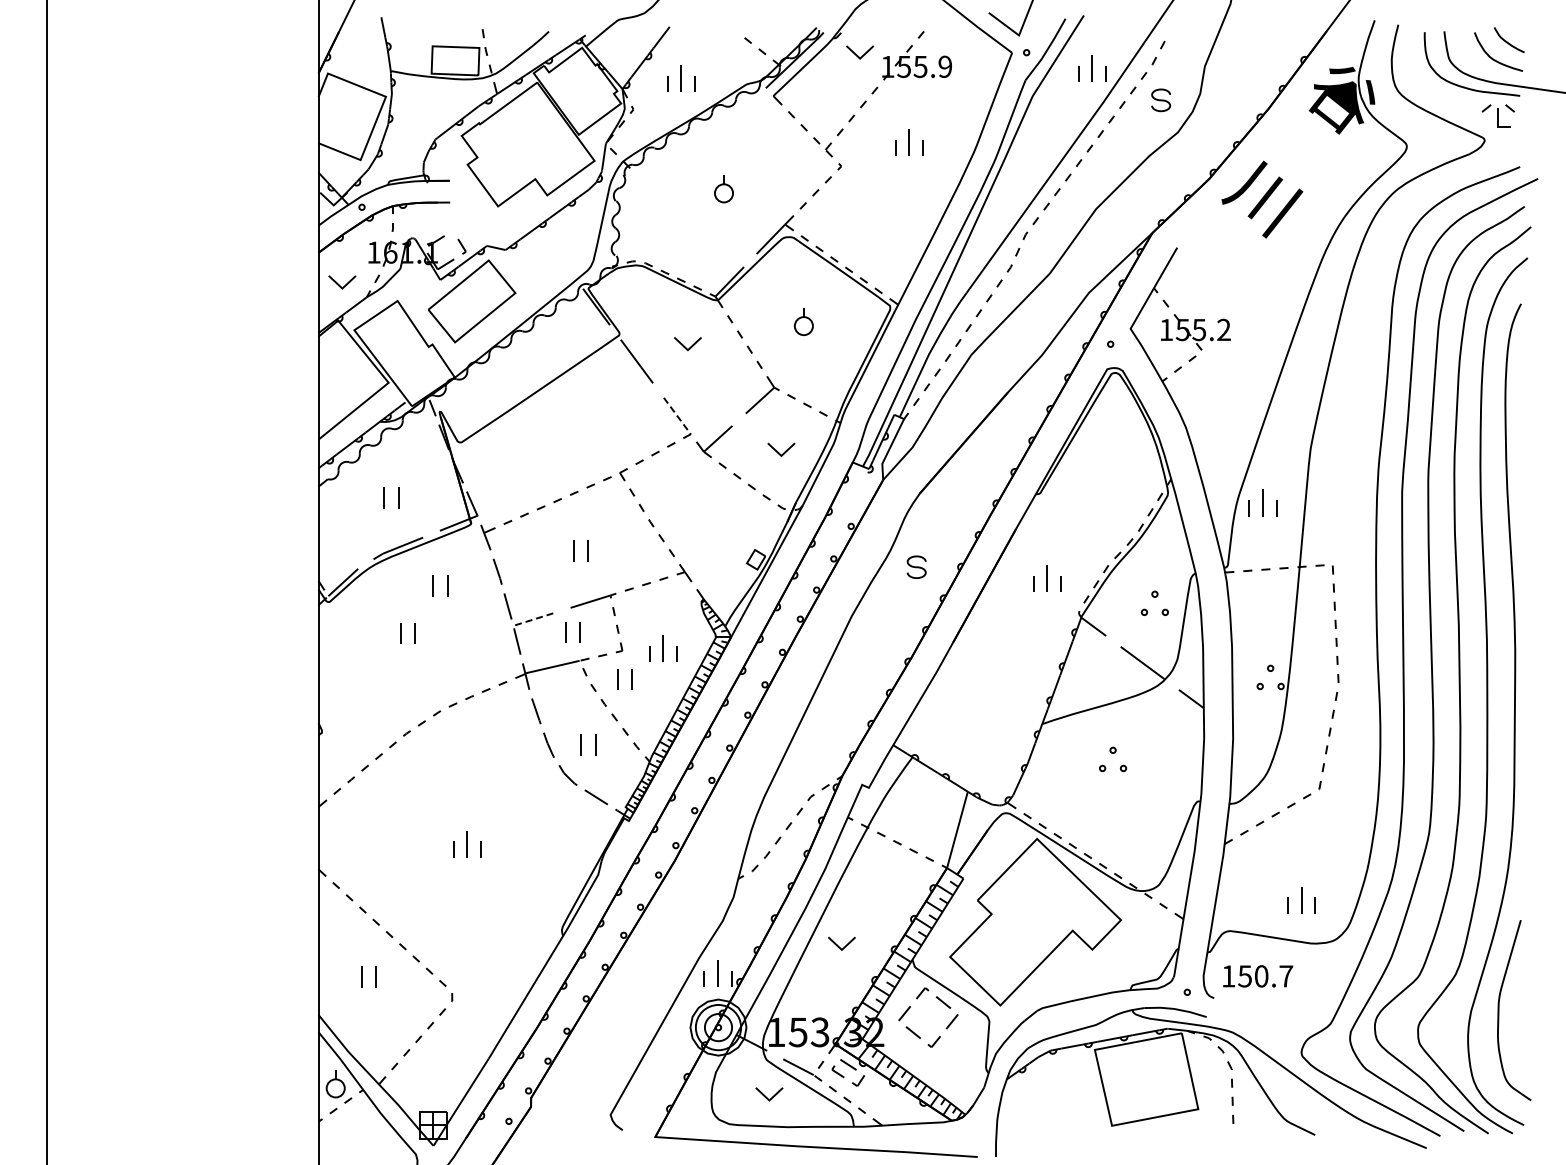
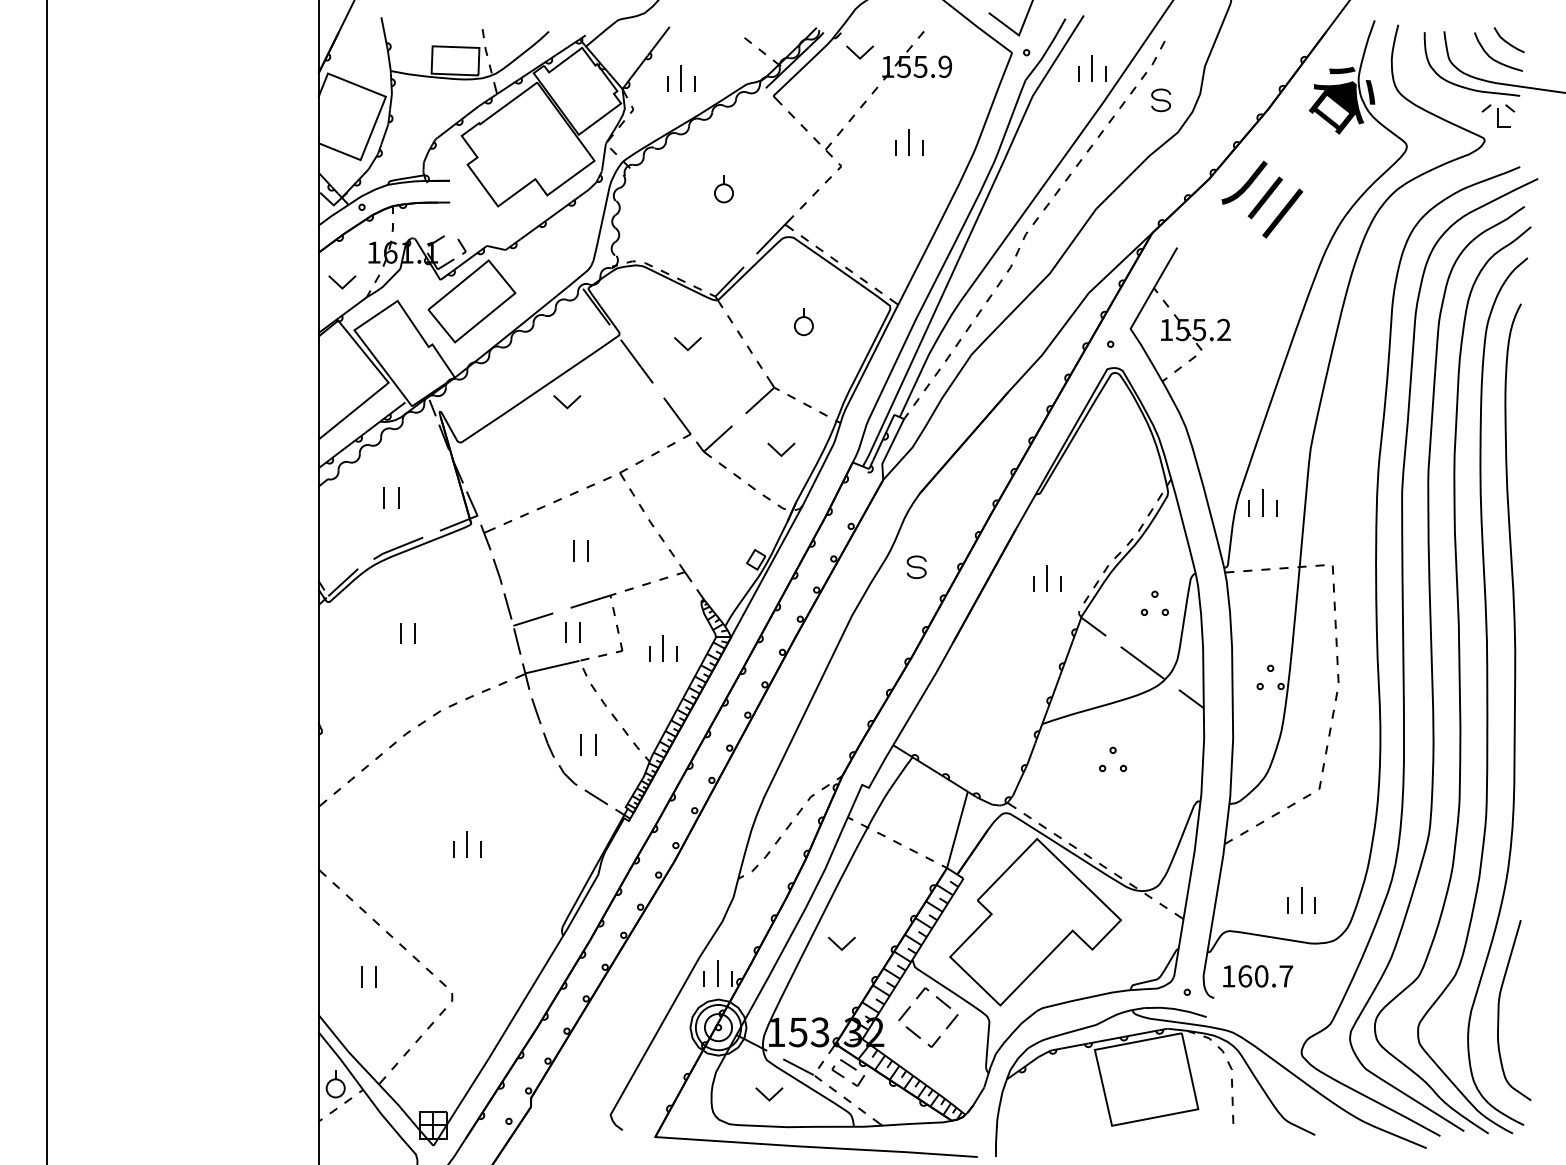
part: none -> present (567, 402)
line: dashed -> solid (677, 416)
part: present -> none (433, 585)
line: dashed -> solid (533, 619)
part: present -> none (624, 679)
text: 150.7 -> 160.7 (1245, 976)
